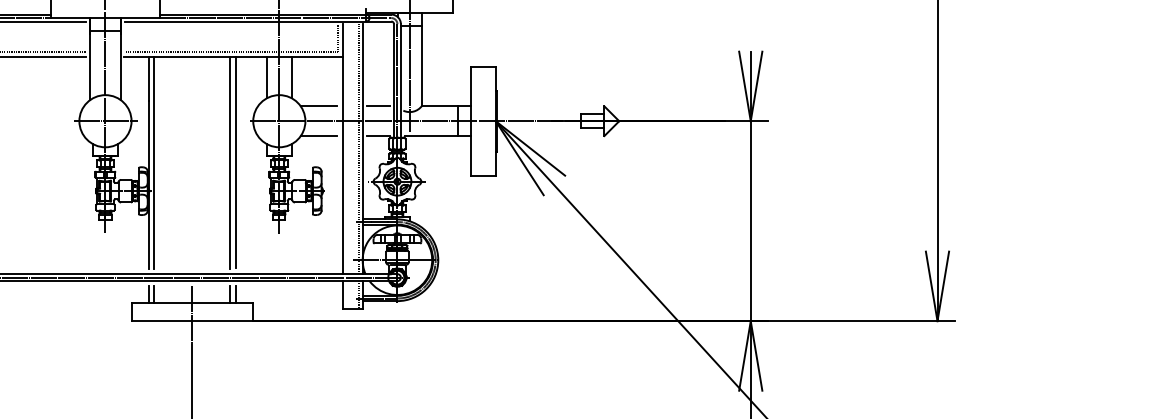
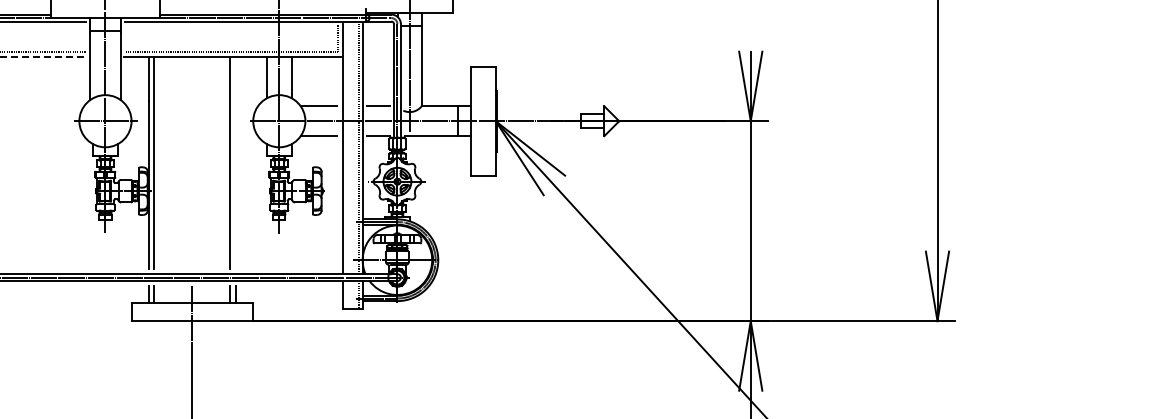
line: solid -> dashed (43, 56)
line: present -> none (235, 162)
